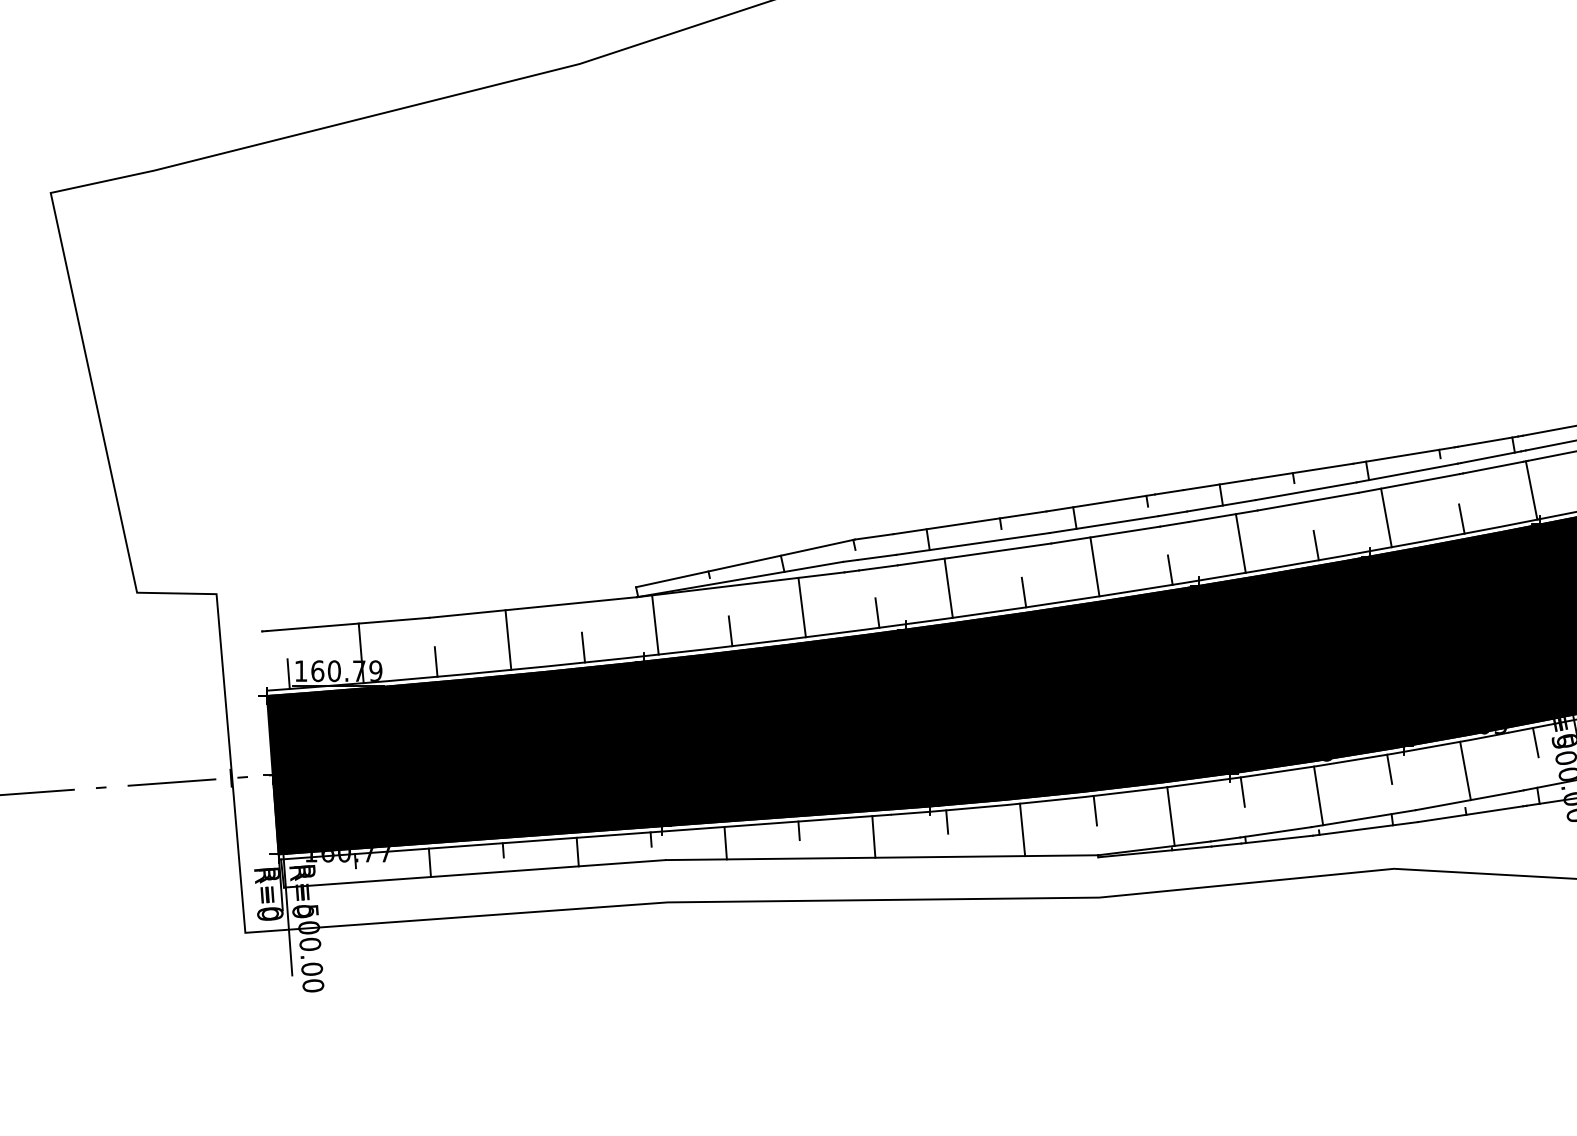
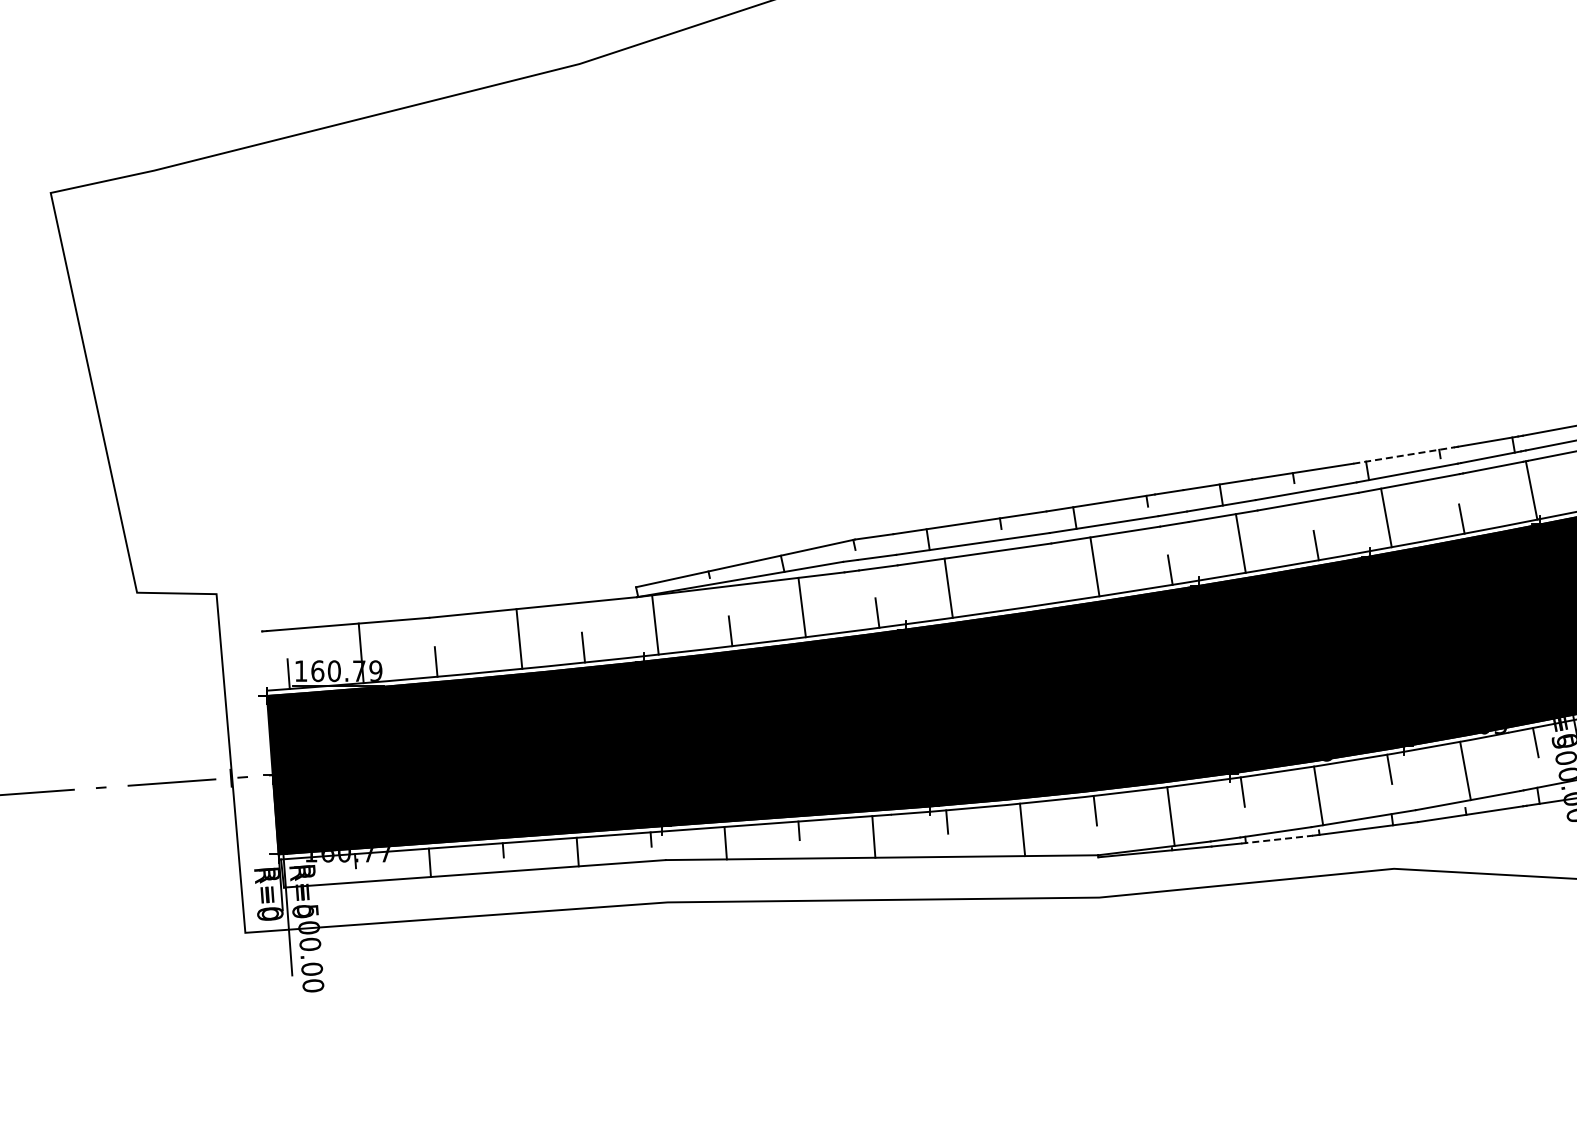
line: solid -> dashed (1404, 455)
line: present -> none (1023, 592)
line position: (508, 639) -> (519, 638) (519, 638)
line: solid -> dashed (1277, 839)
